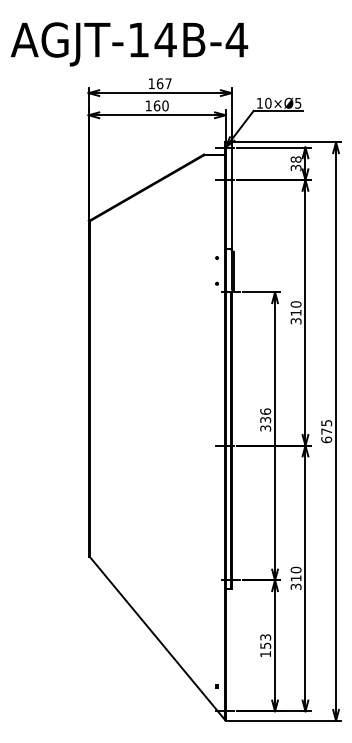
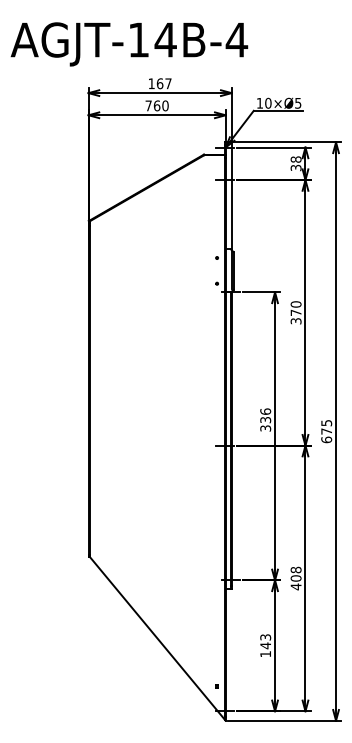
text: 160 -> 760 (148, 105)
text: 310 -> 370 (295, 312)
text: 310 -> 408 (295, 578)
text: 153 -> 143 (265, 645)
